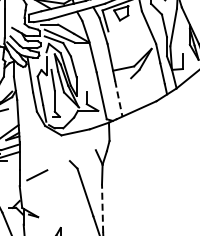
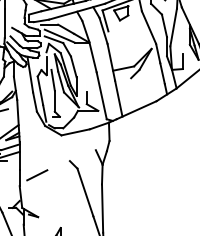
line: dashed -> solid (118, 99)
line: dashed -> solid (102, 208)
